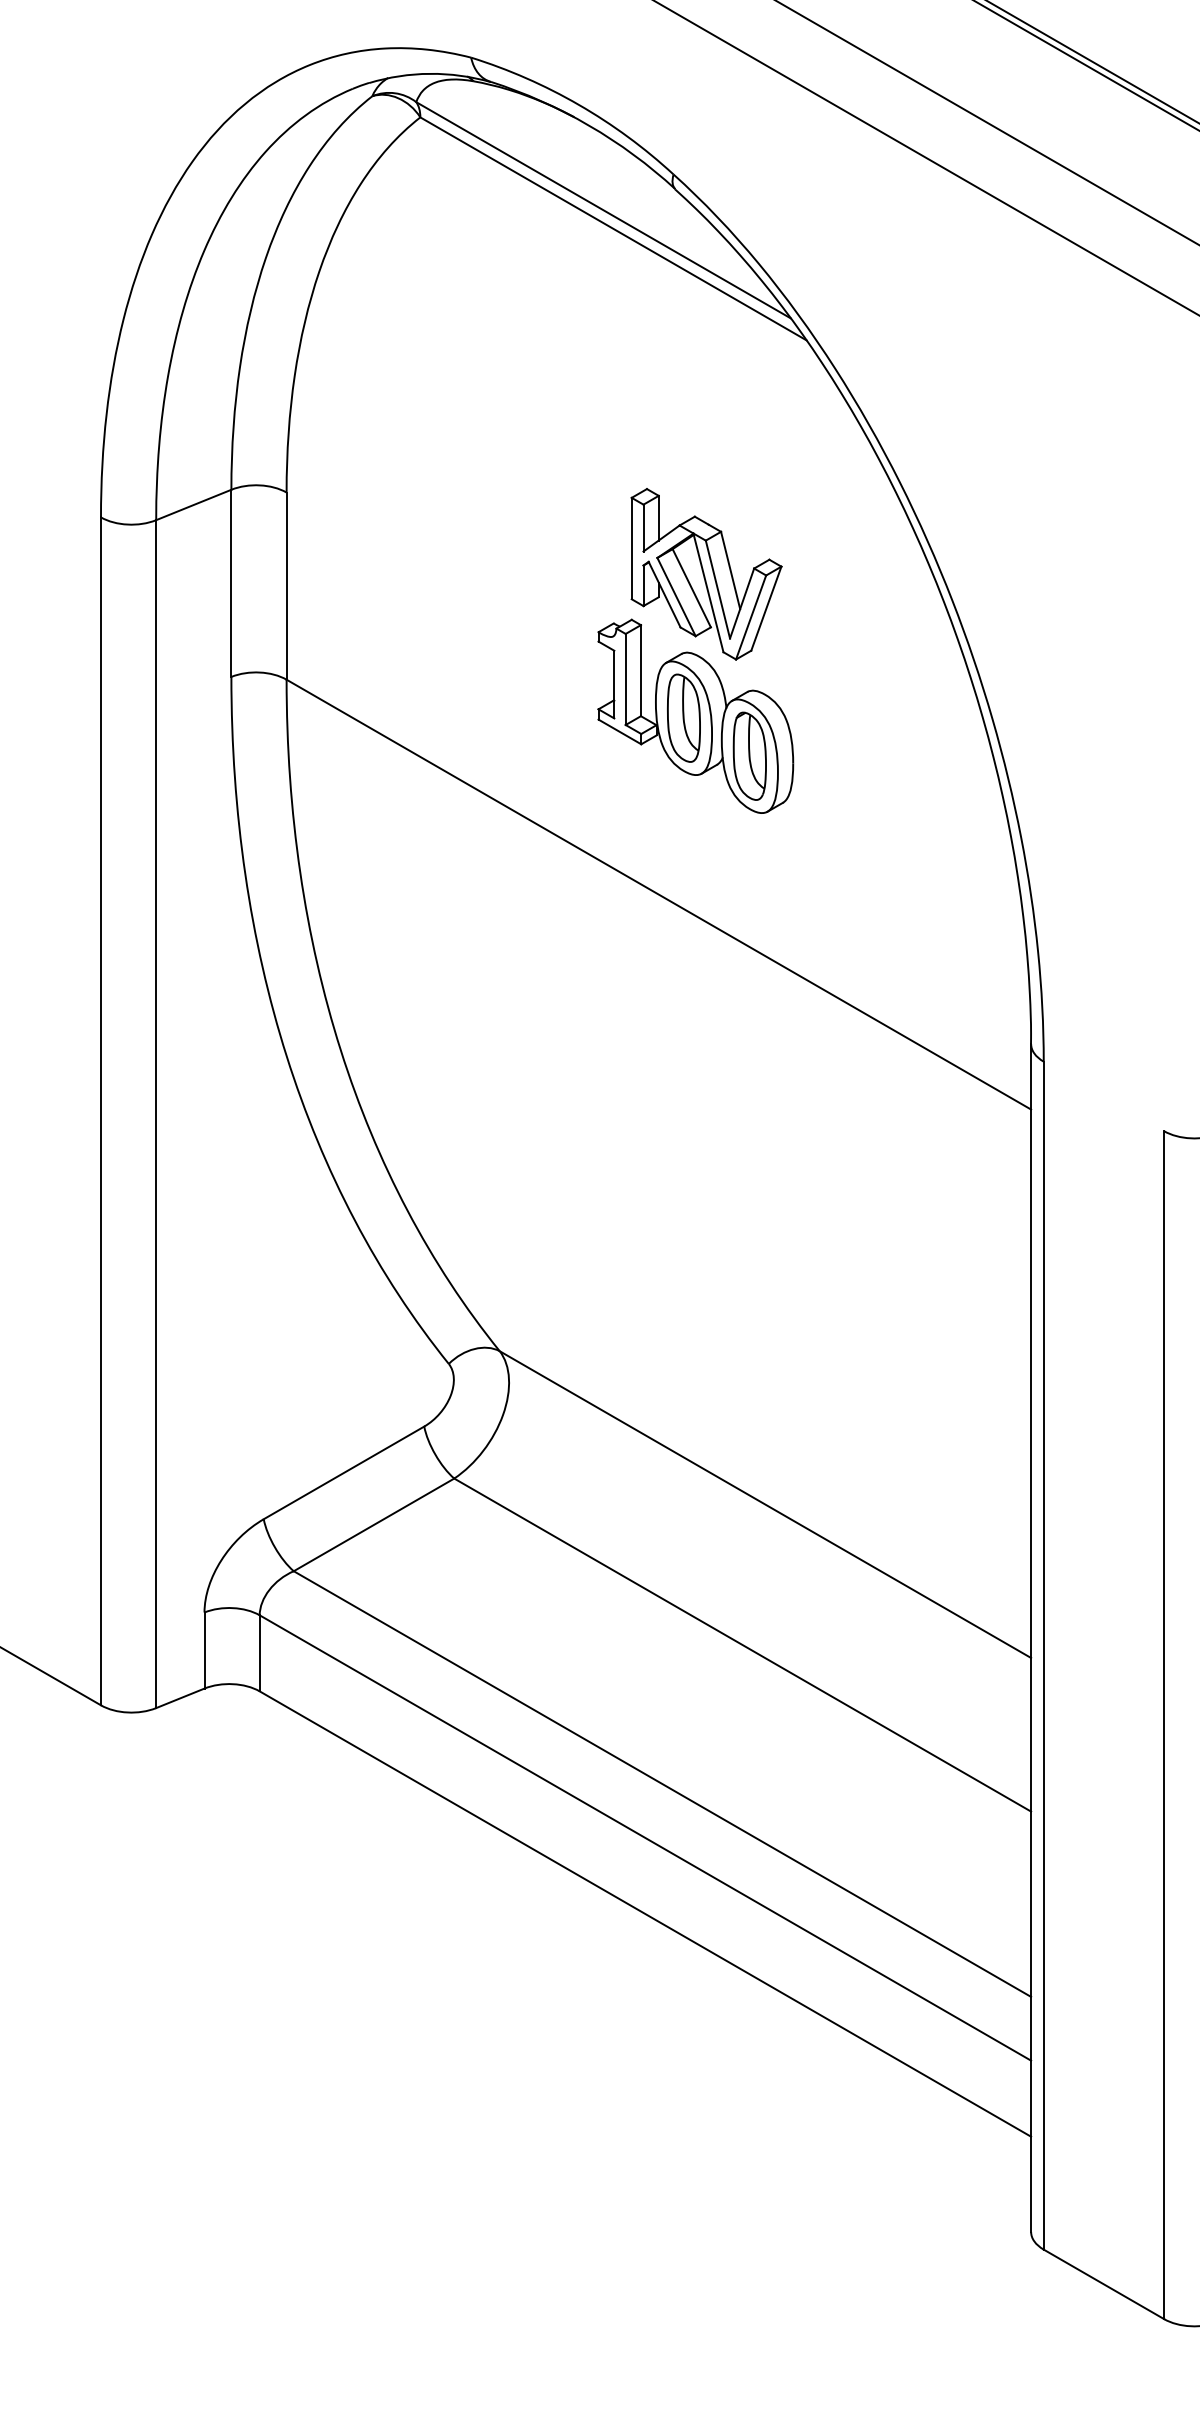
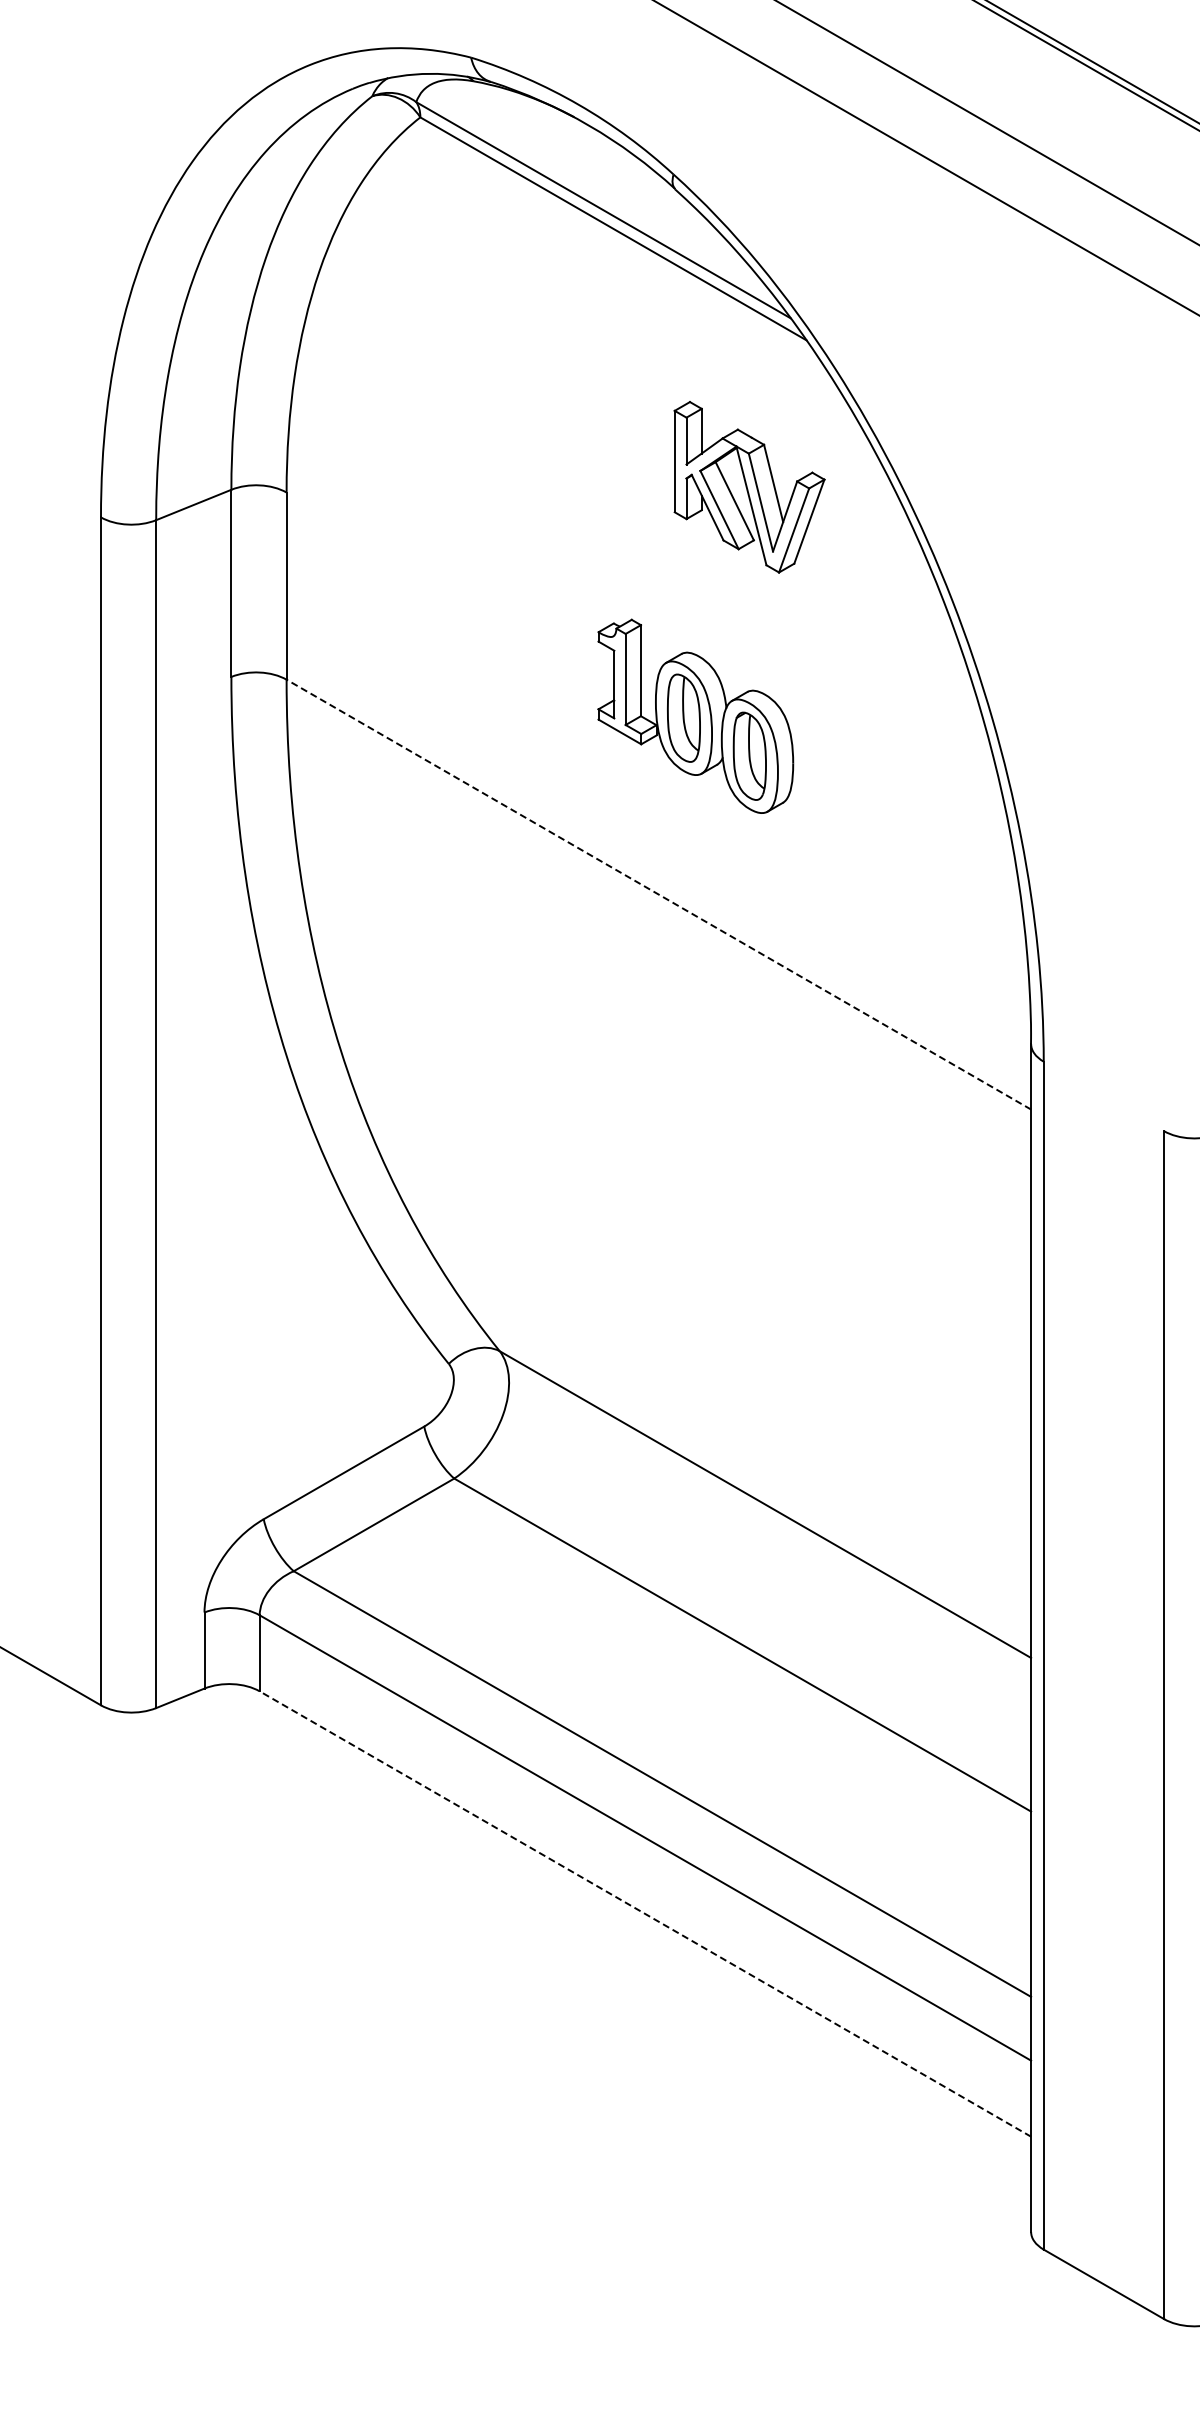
part position: (706, 574) -> (749, 487) (749, 487)
line: solid -> dashed (658, 894)
line: solid -> dashed (644, 1913)
